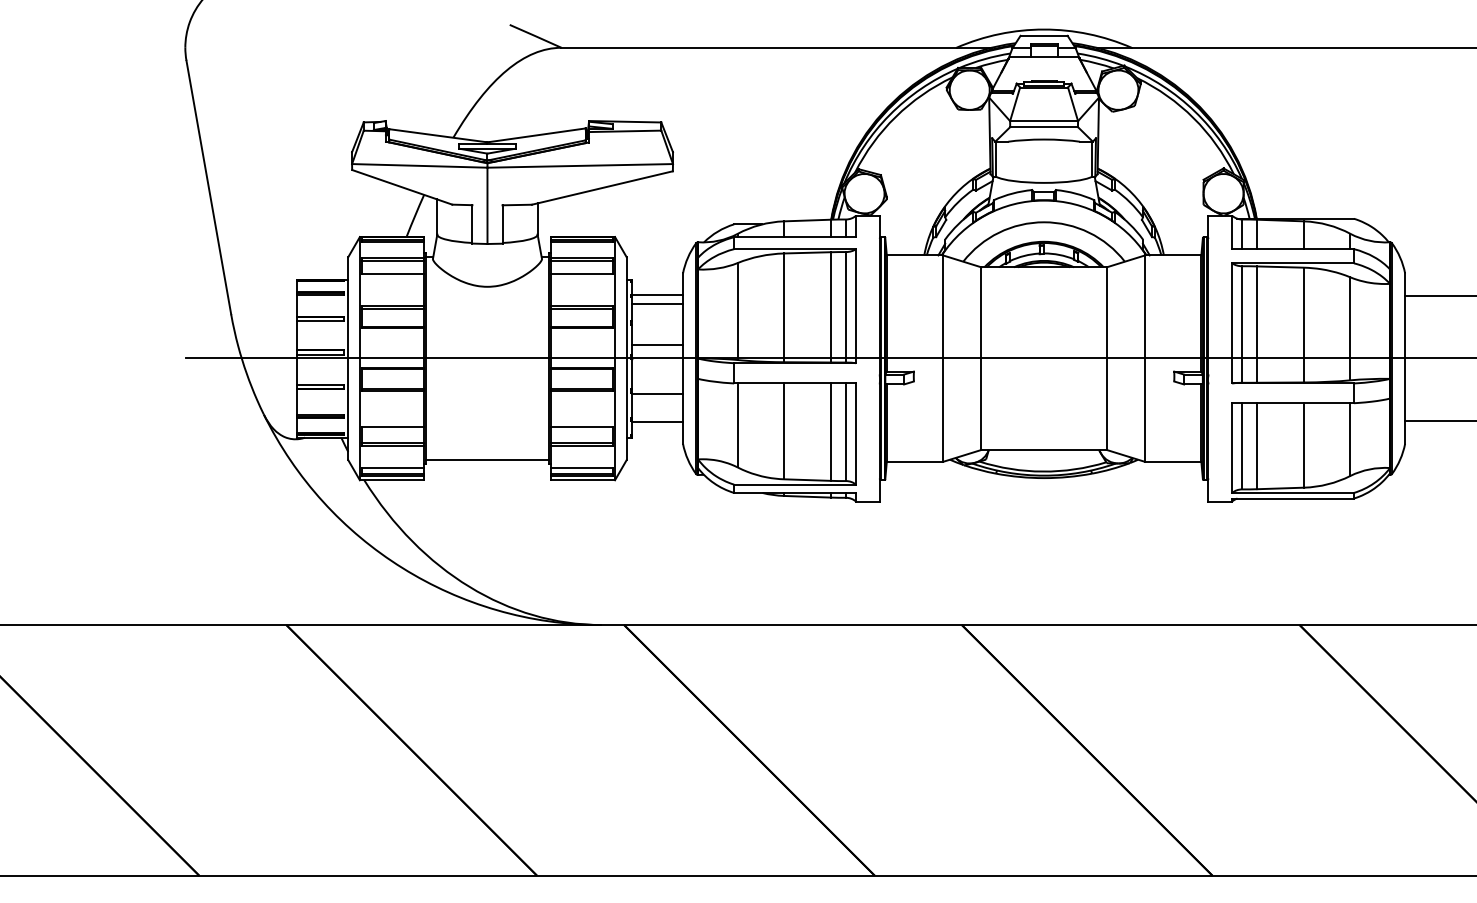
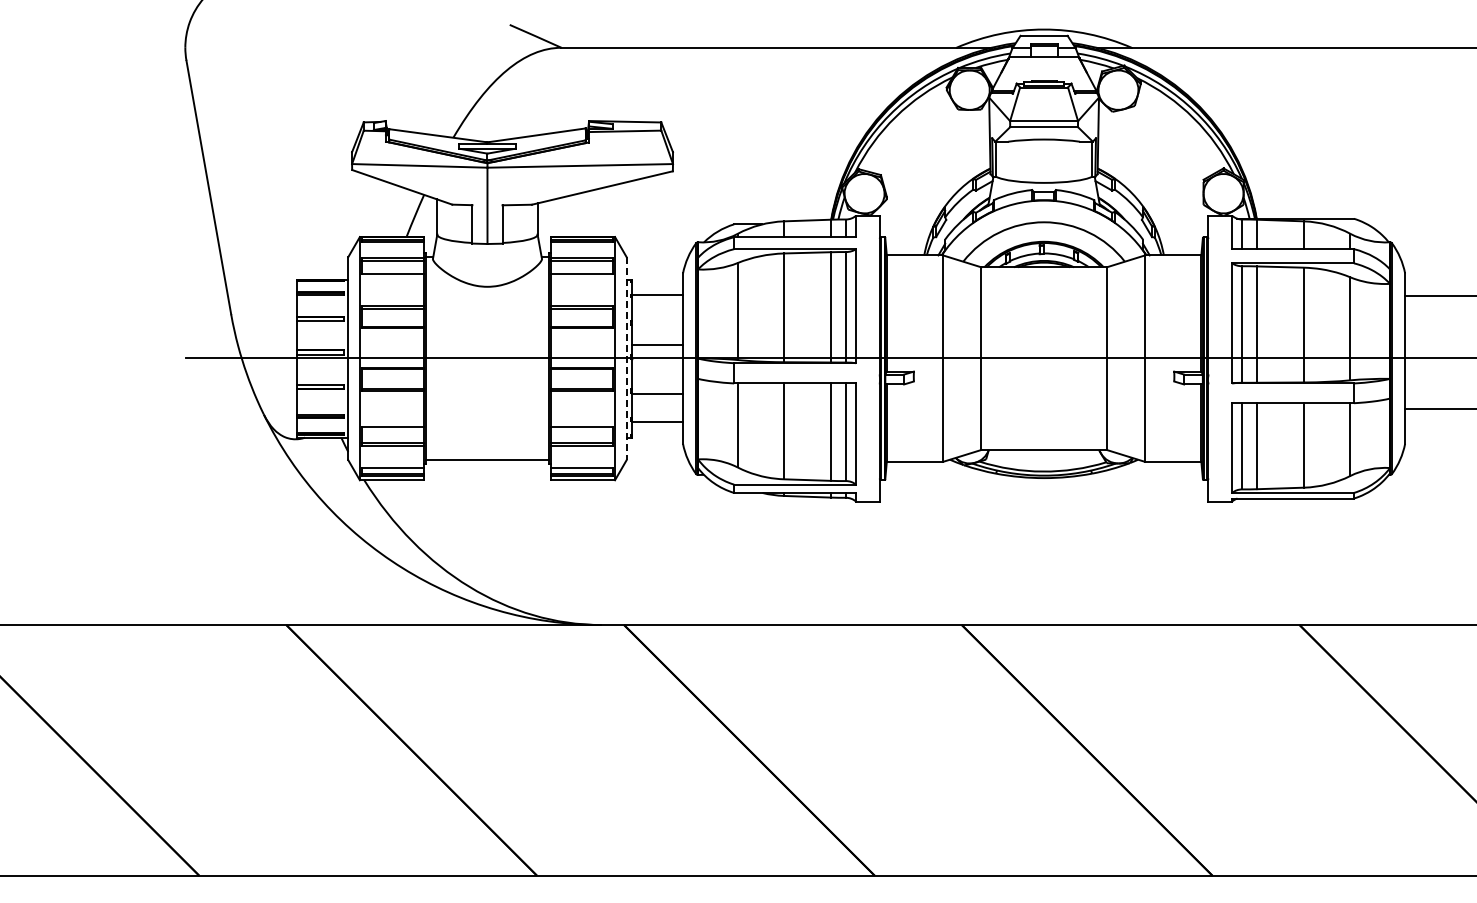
line: present -> none (657, 303)
line: solid -> dashed (626, 358)
line position: (1439, 421) -> (1439, 409) (1439, 409)
